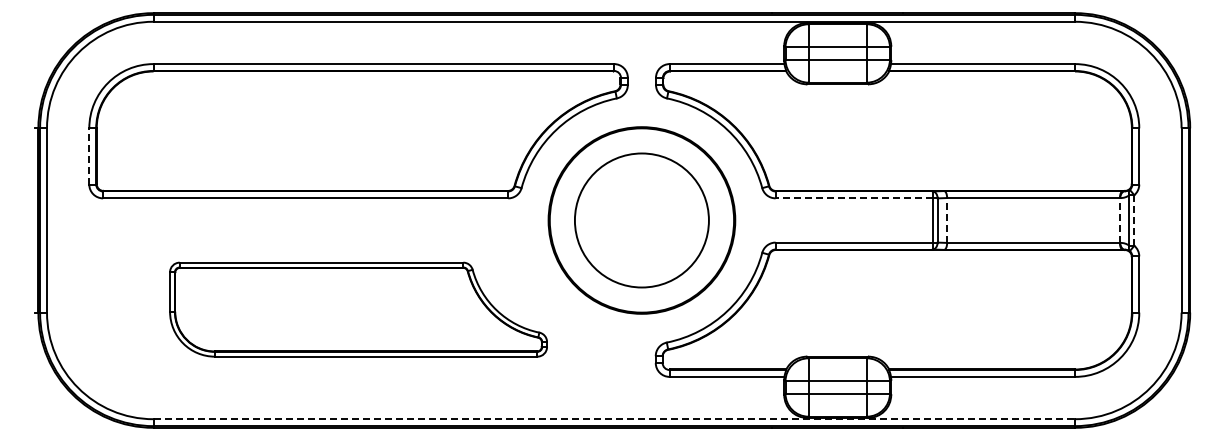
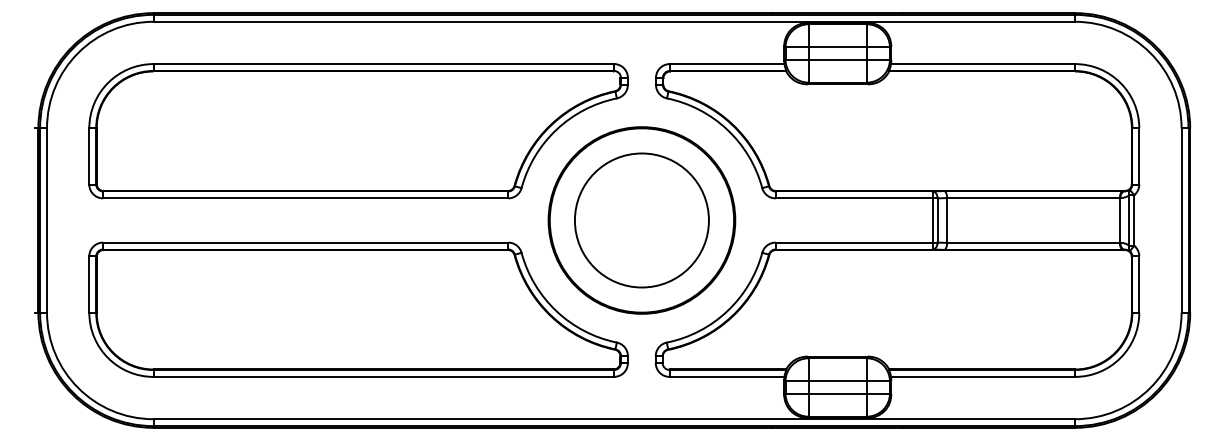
line: dashed -> solid (89, 155)
line: dashed -> solid (854, 198)
line: dashed -> solid (947, 219)
line: dashed -> solid (1119, 219)
line: dashed -> solid (1134, 220)
part size: 379x97 px -> 541x137 px (358, 309)
line: dashed -> solid (614, 419)
